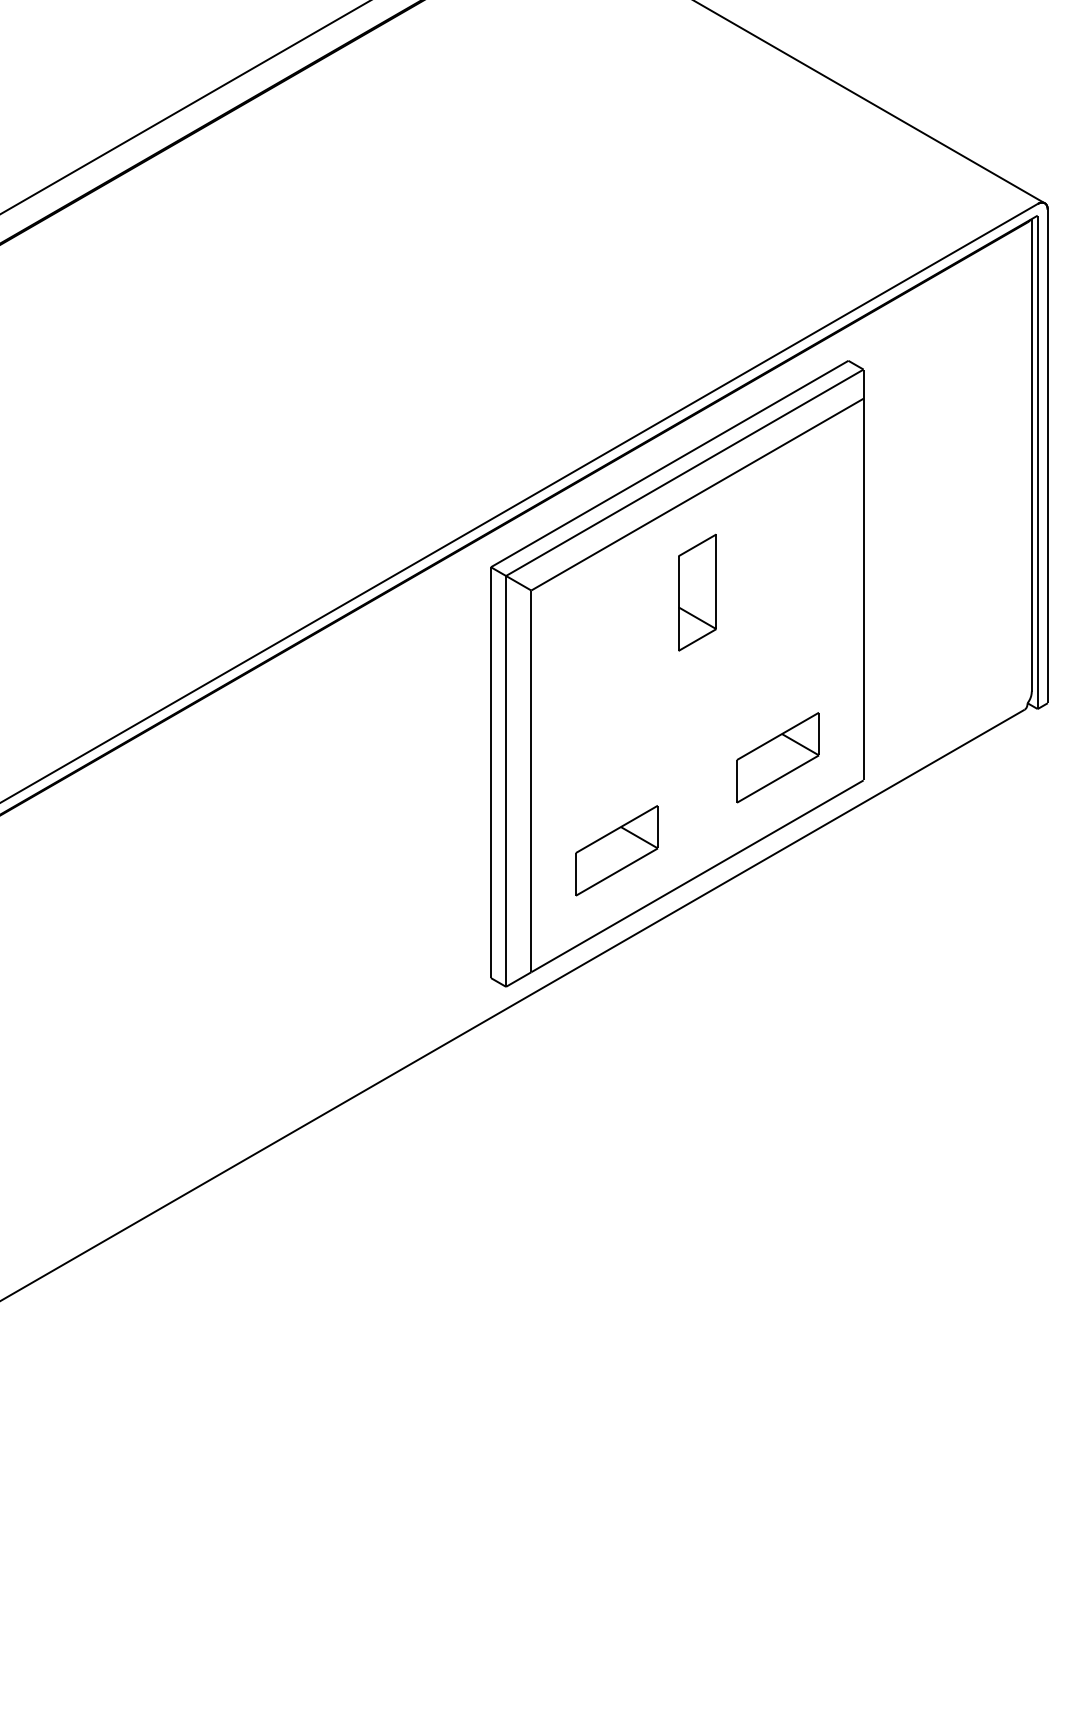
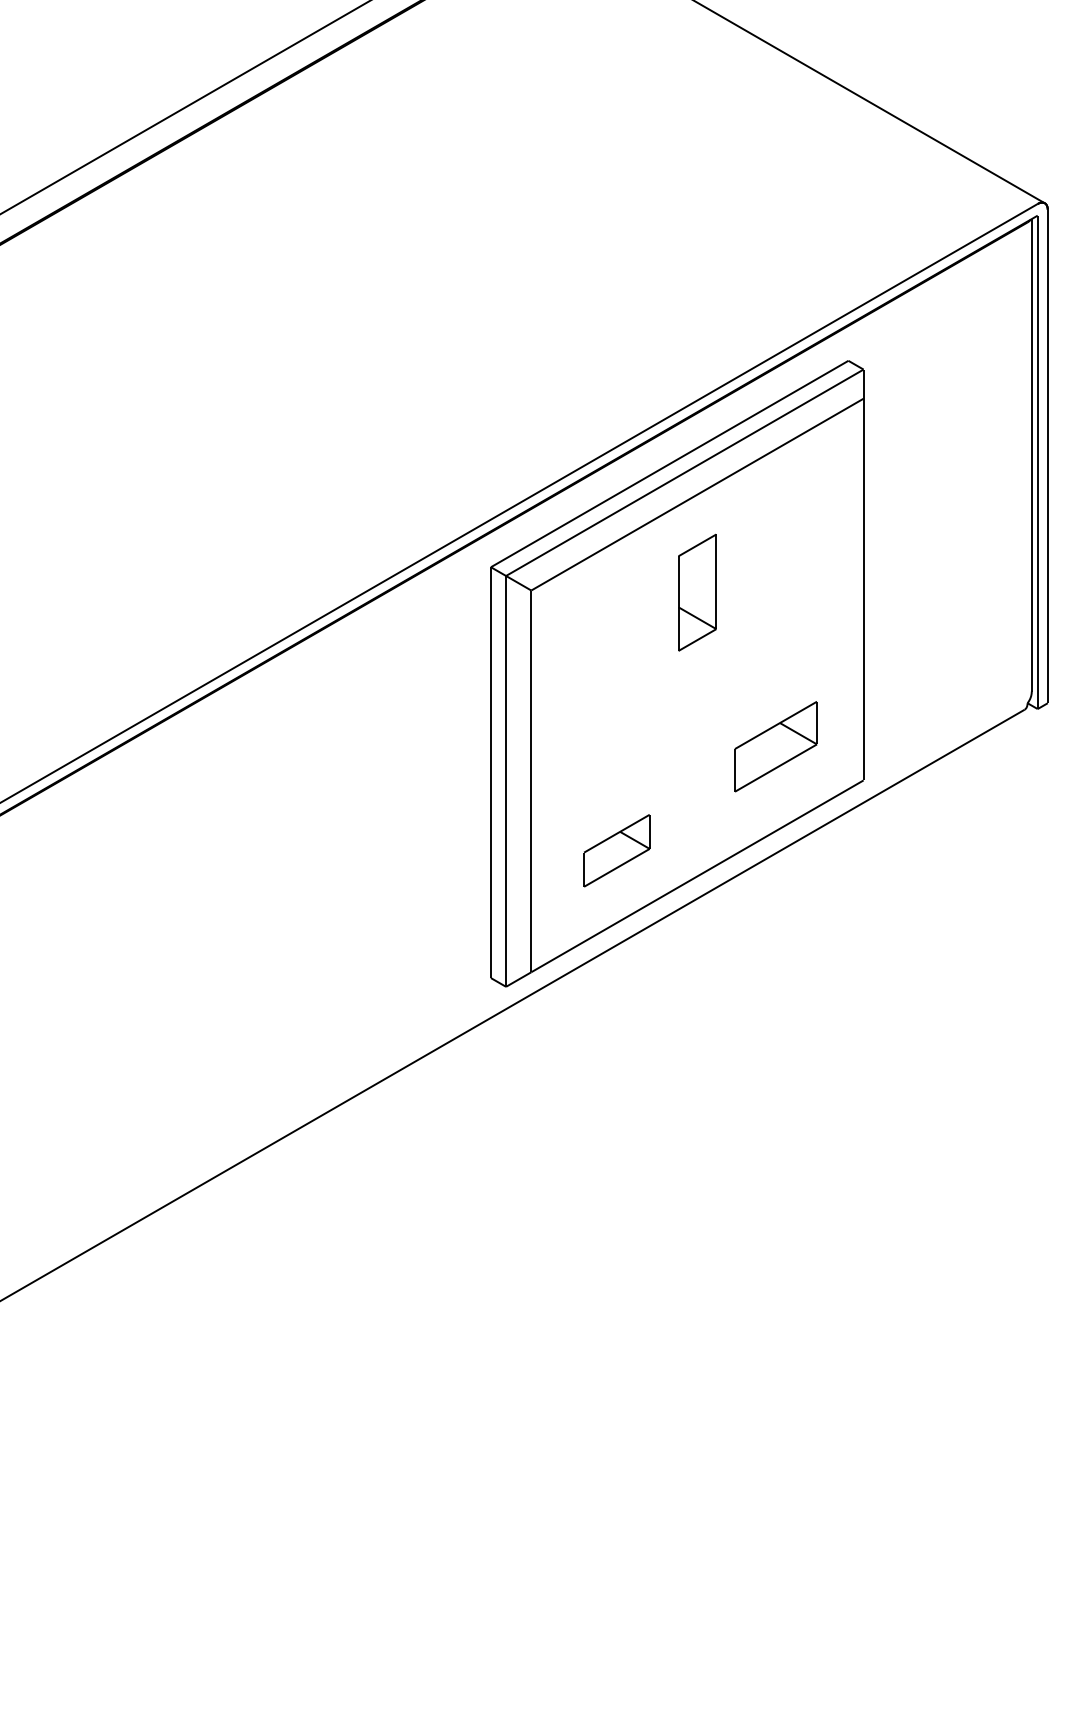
part position: (777, 757) -> (775, 746) (775, 746)
part size: 84x92 px -> 68x74 px (616, 850)
